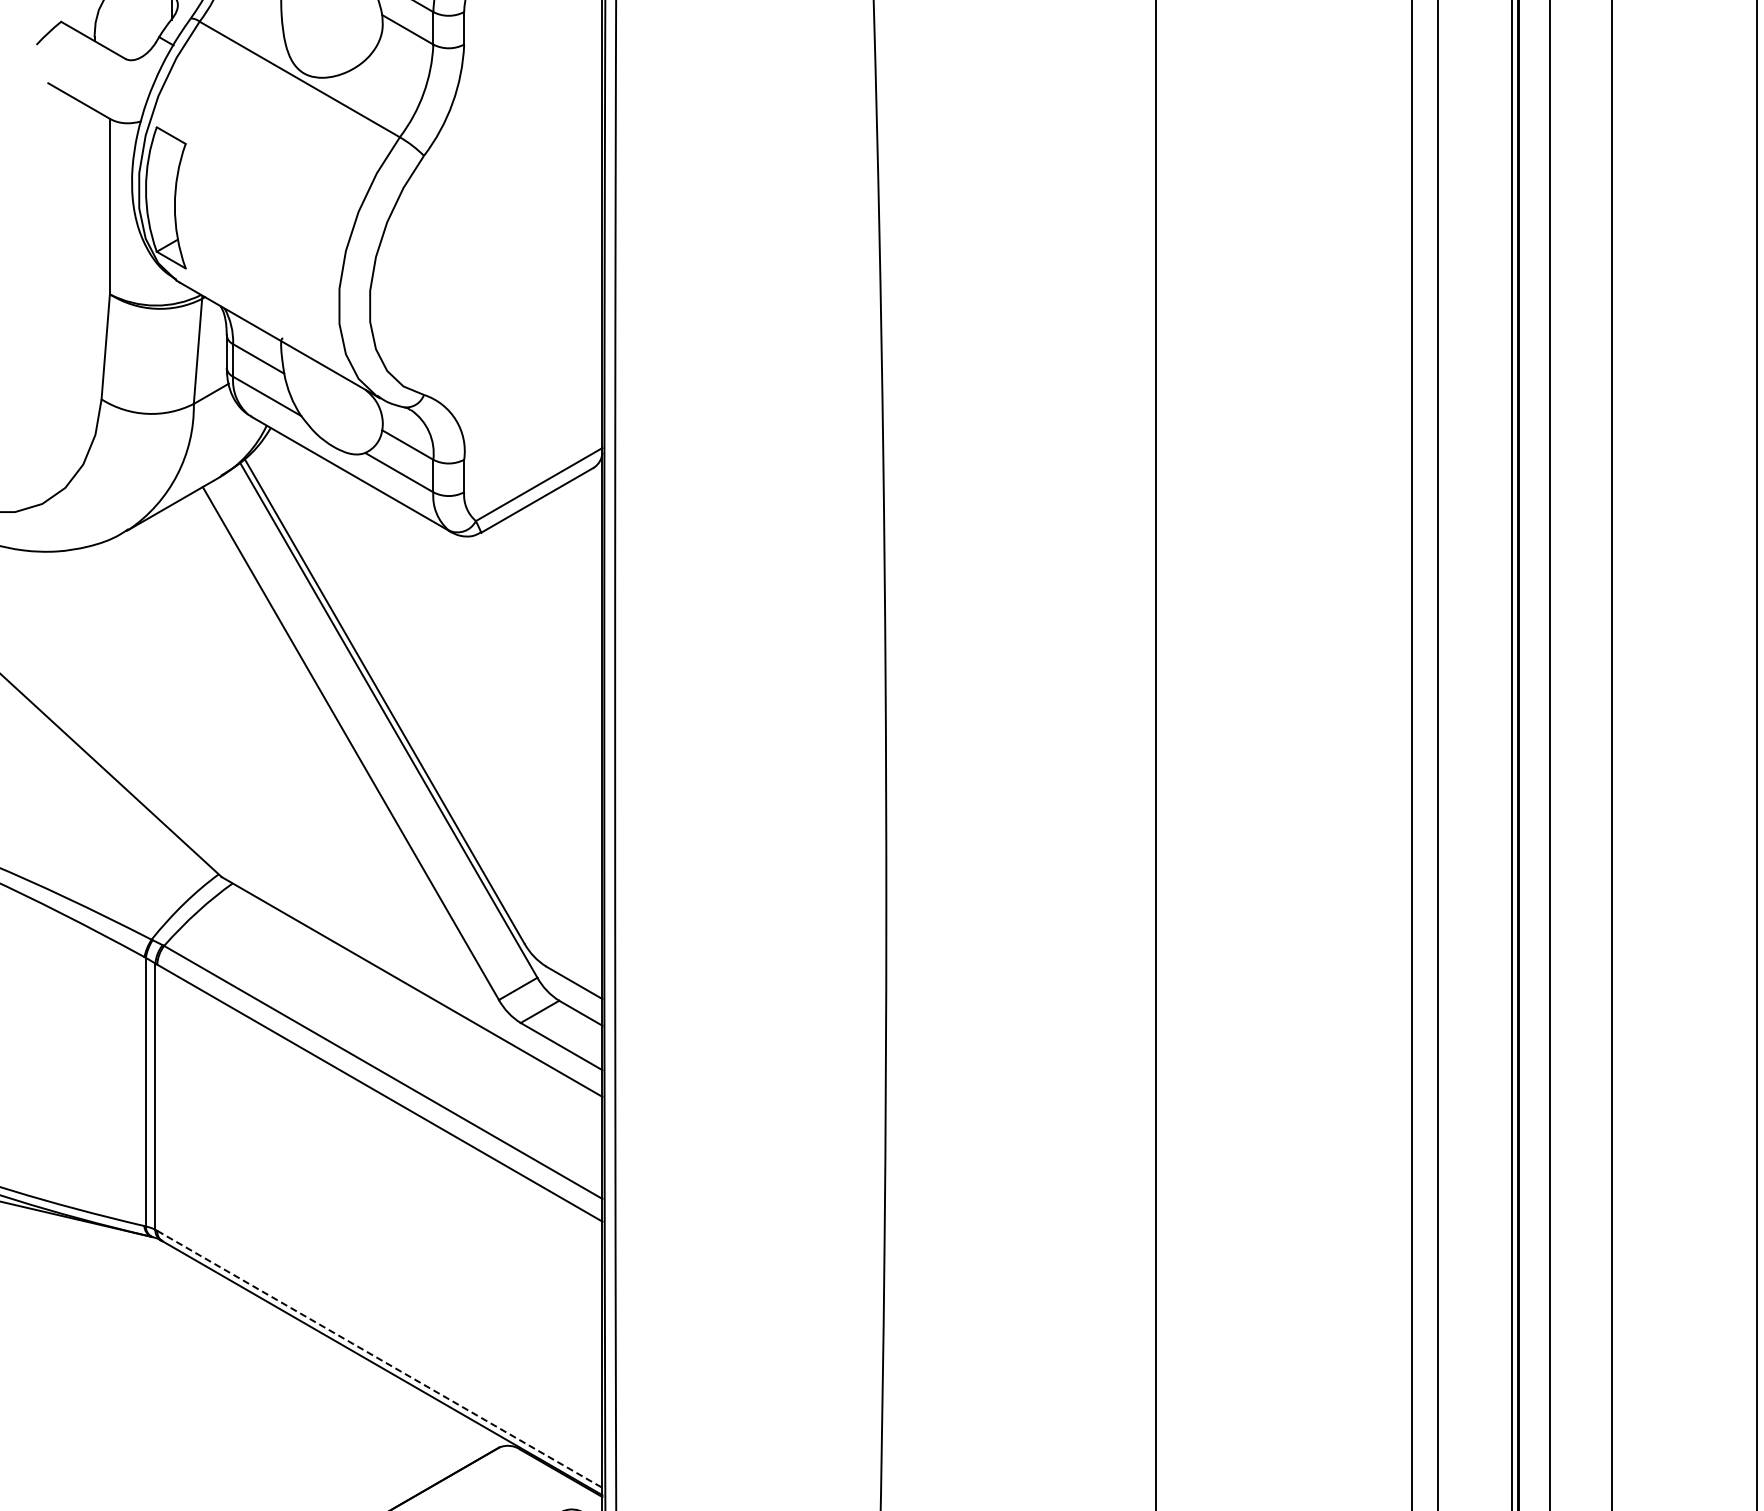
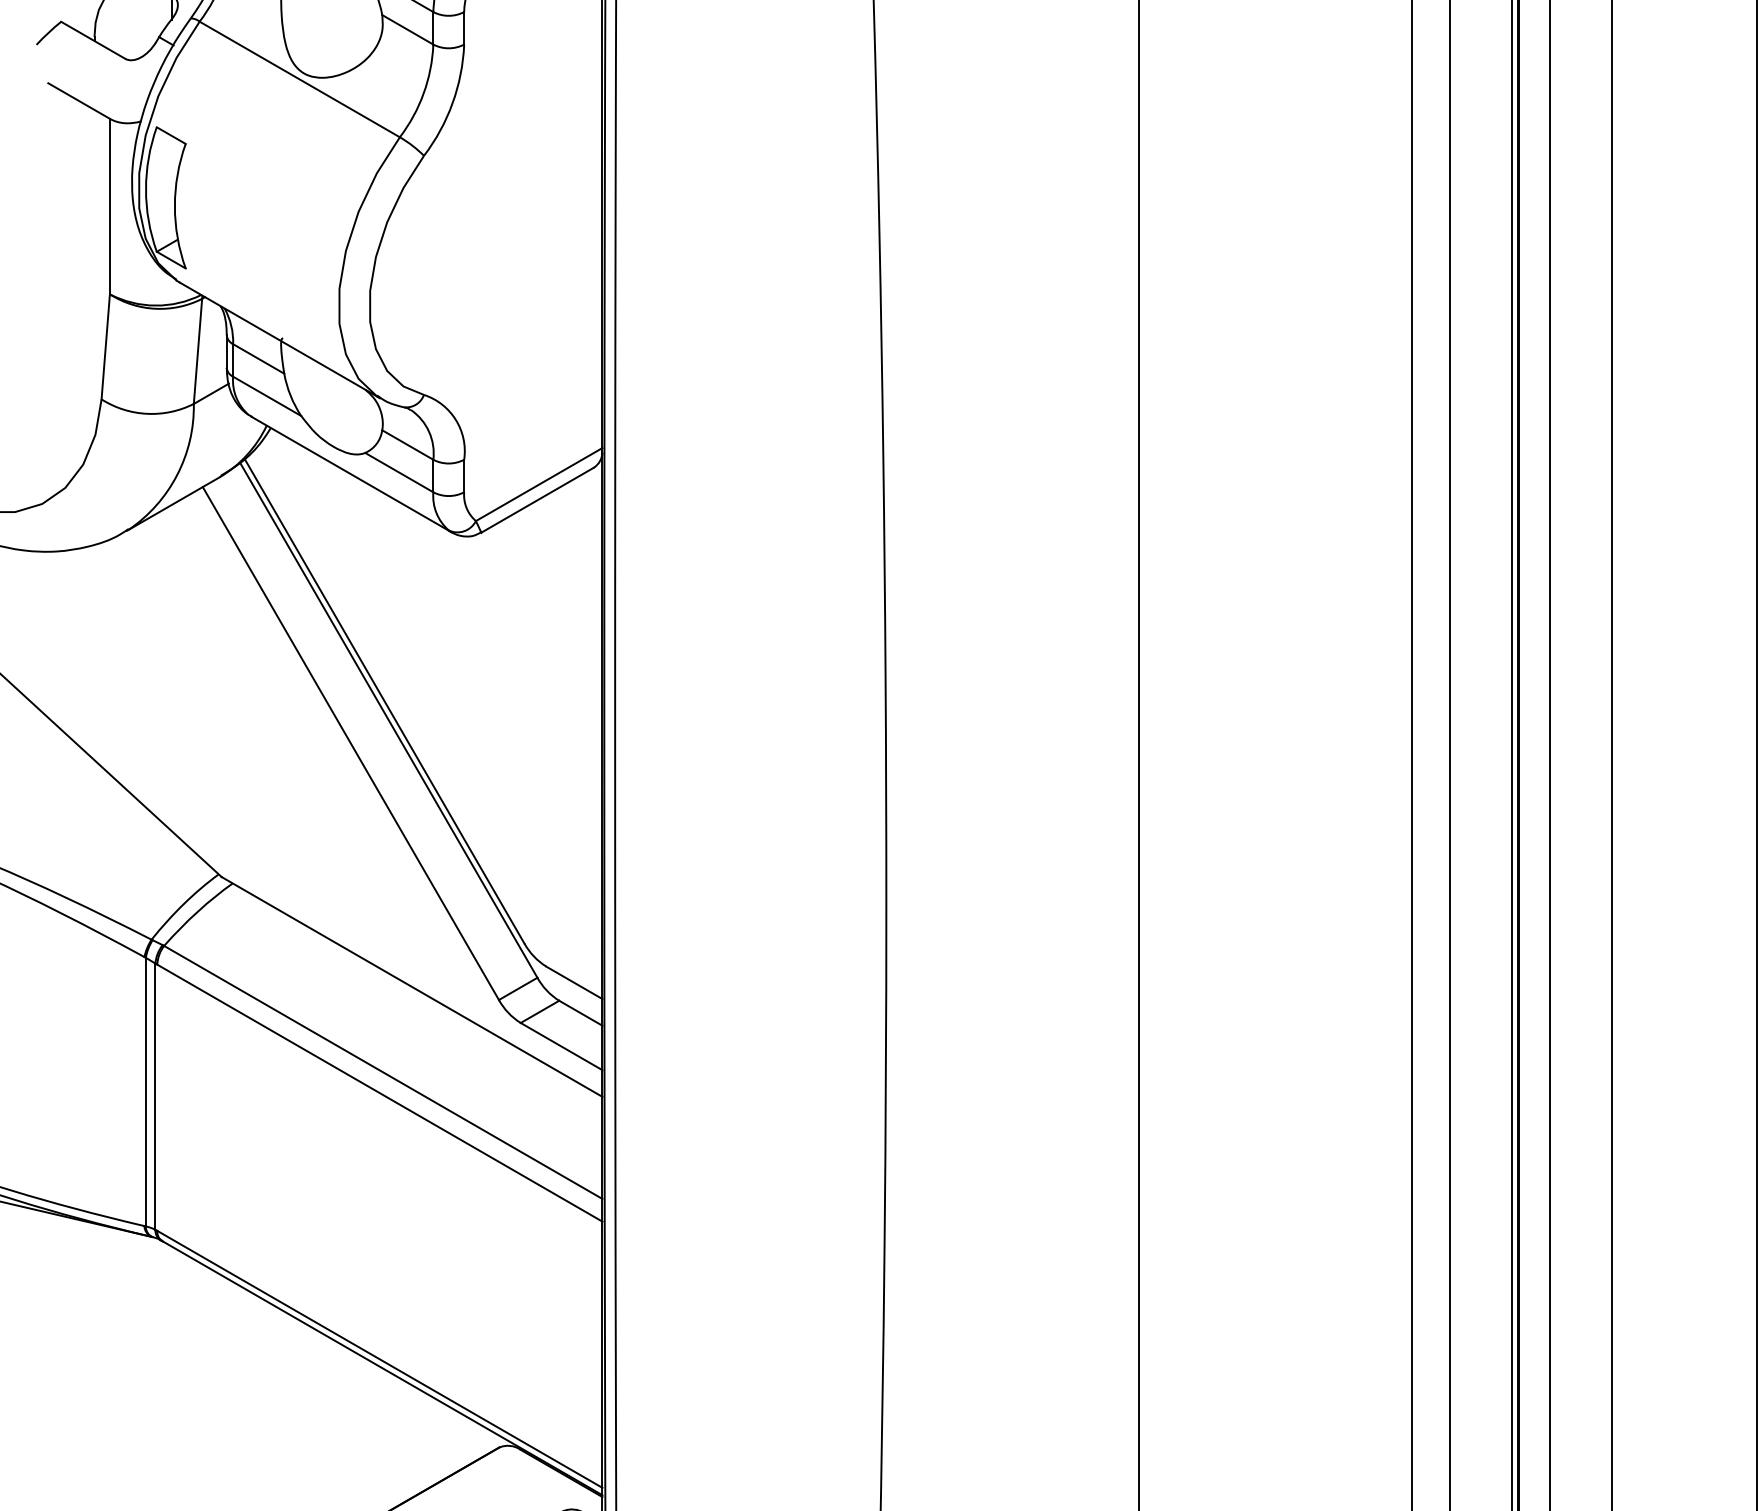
line position: (1156, 754) -> (1139, 754) (1139, 754)
line position: (1437, 754) -> (1449, 754) (1449, 754)
line: dashed -> solid (380, 1359)
